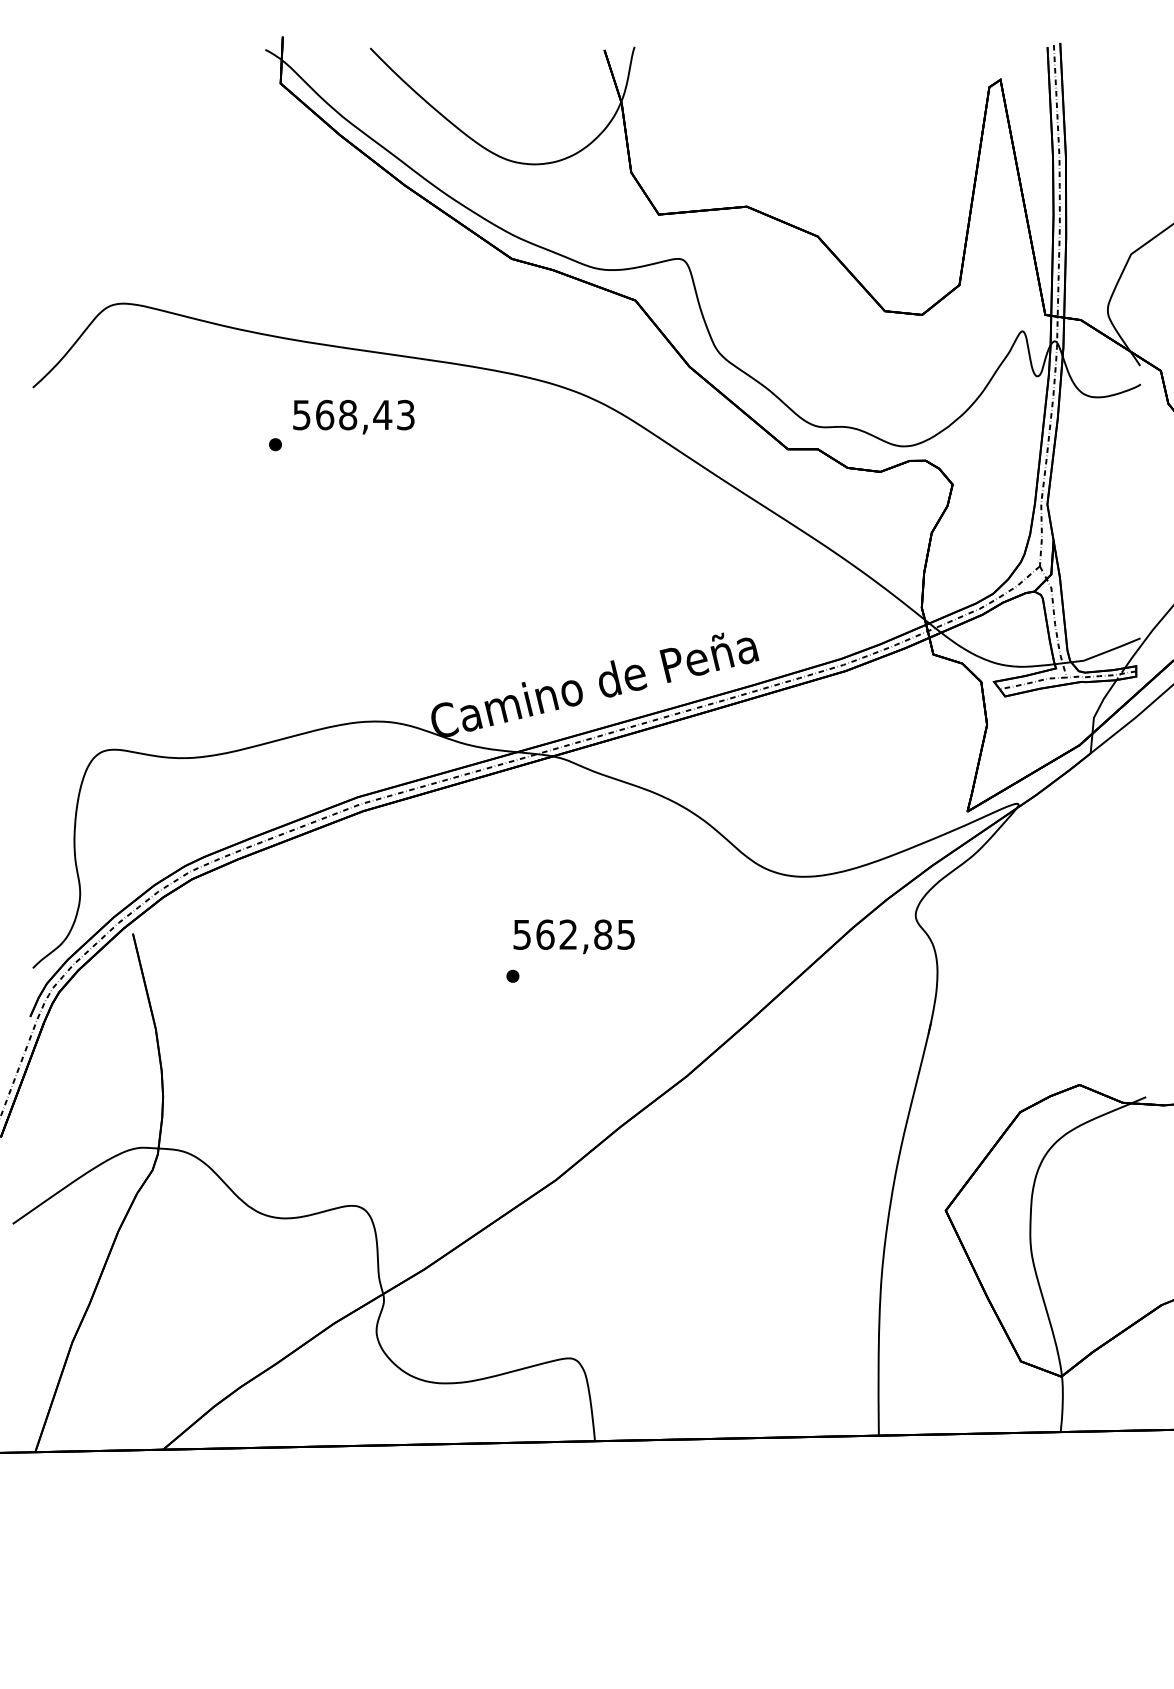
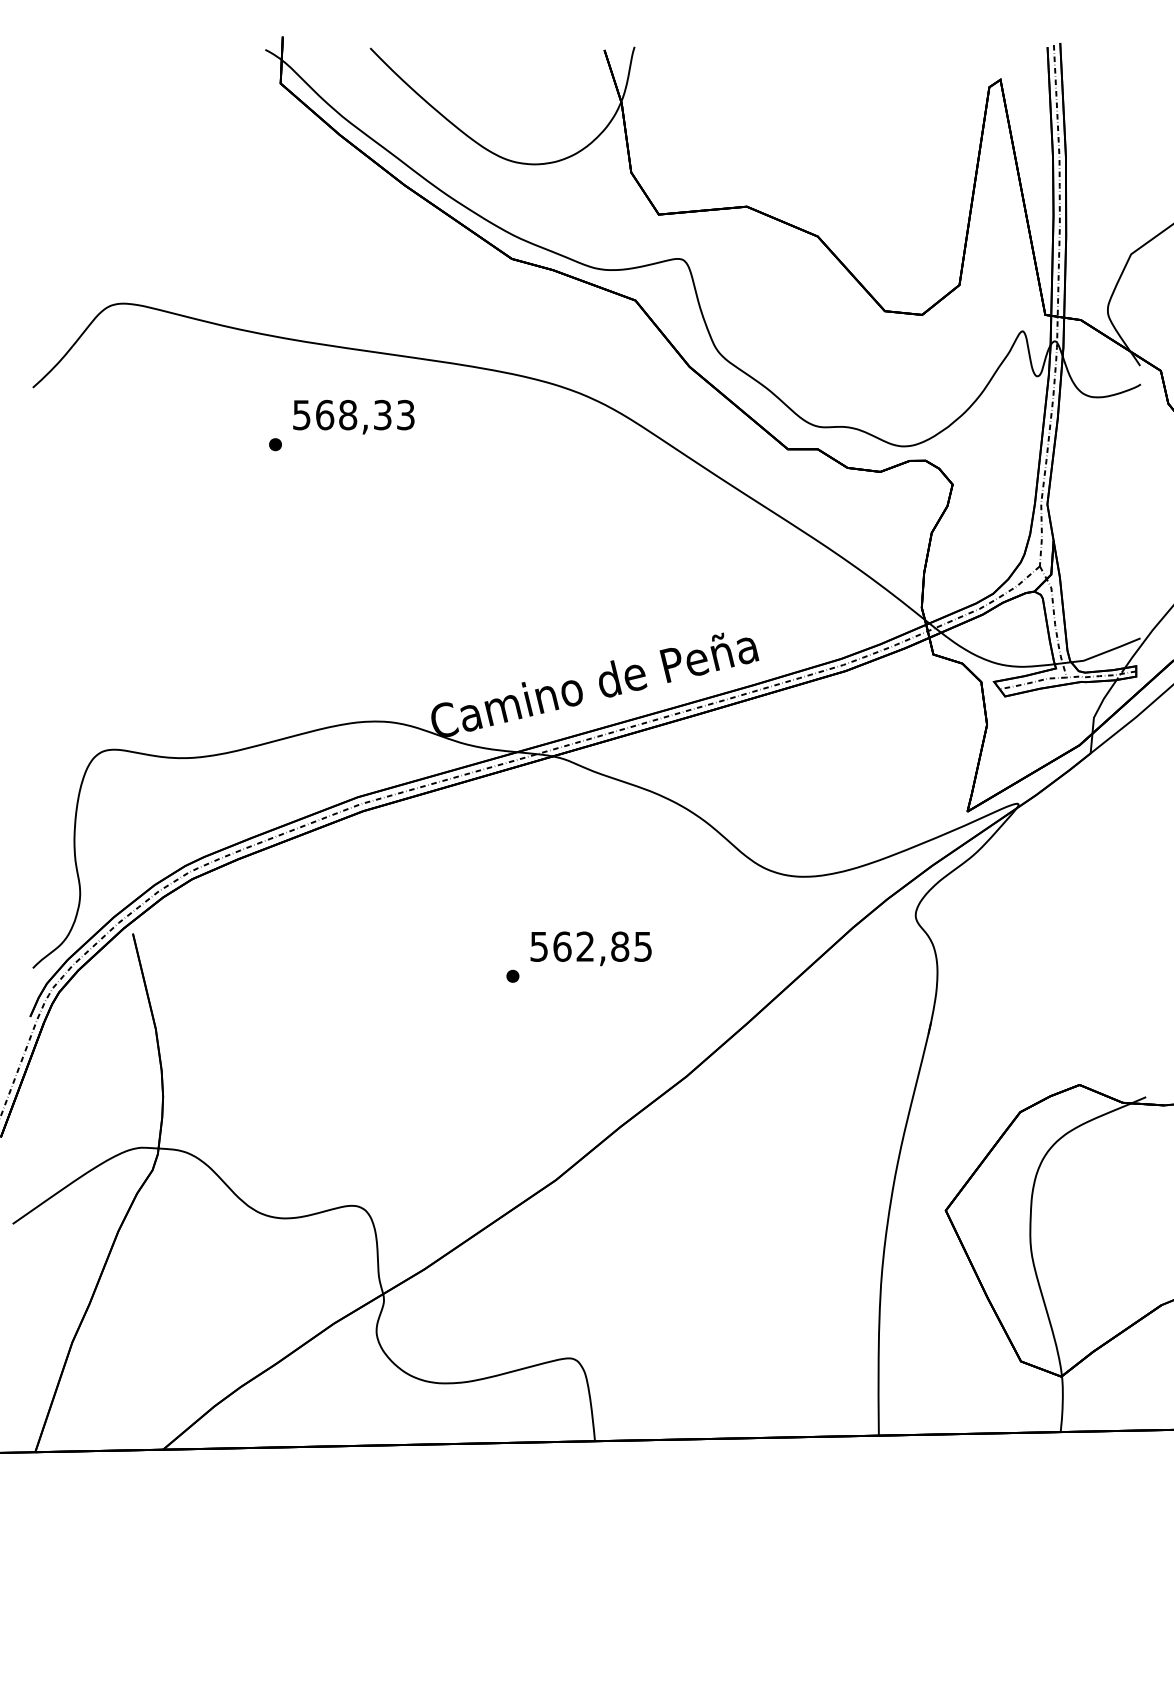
text: 568,43 -> 568,33 (382, 414)
text position: (573, 936) -> (590, 948) (590, 948)
